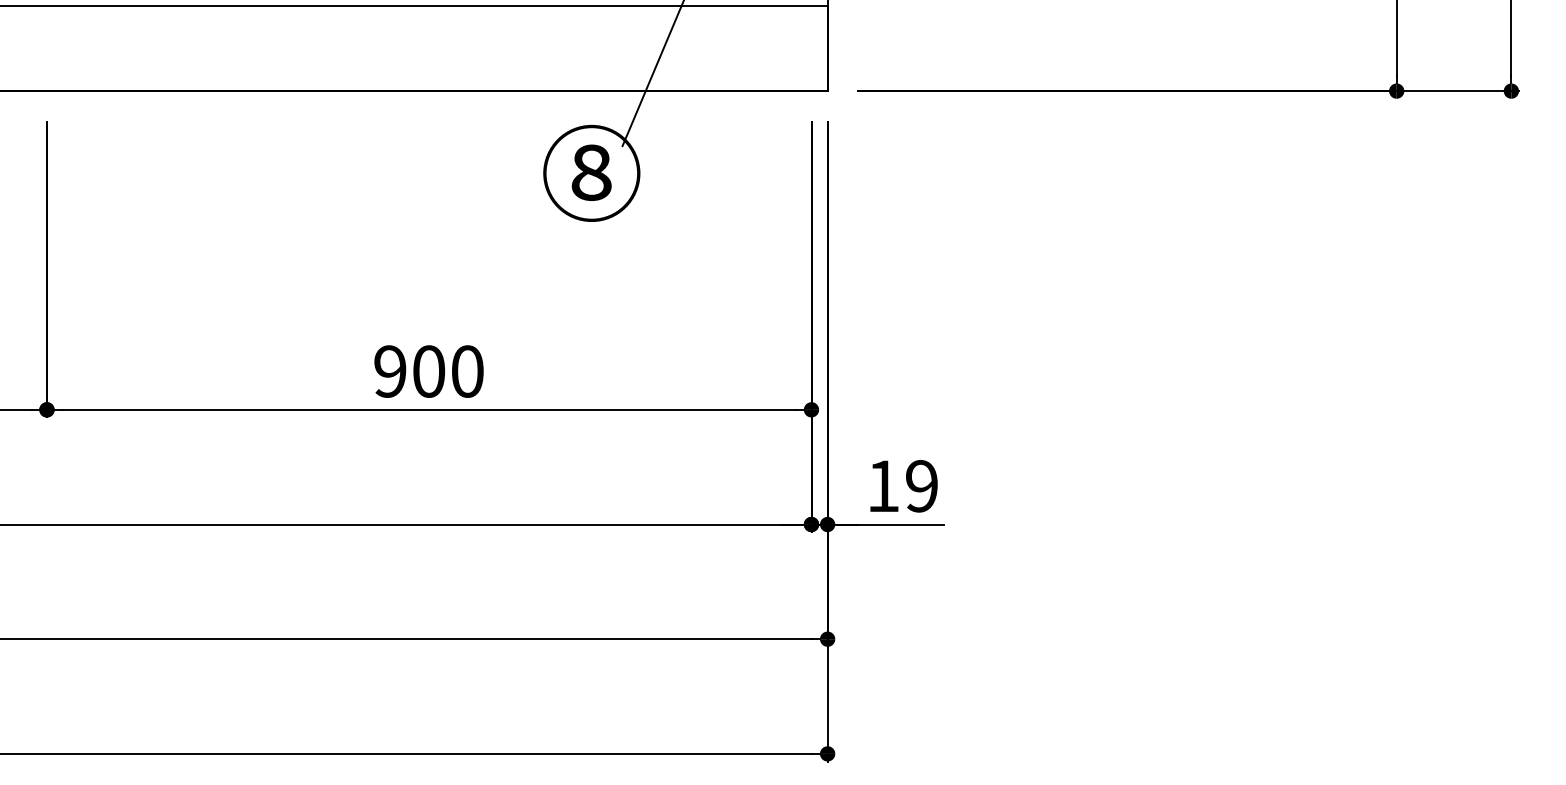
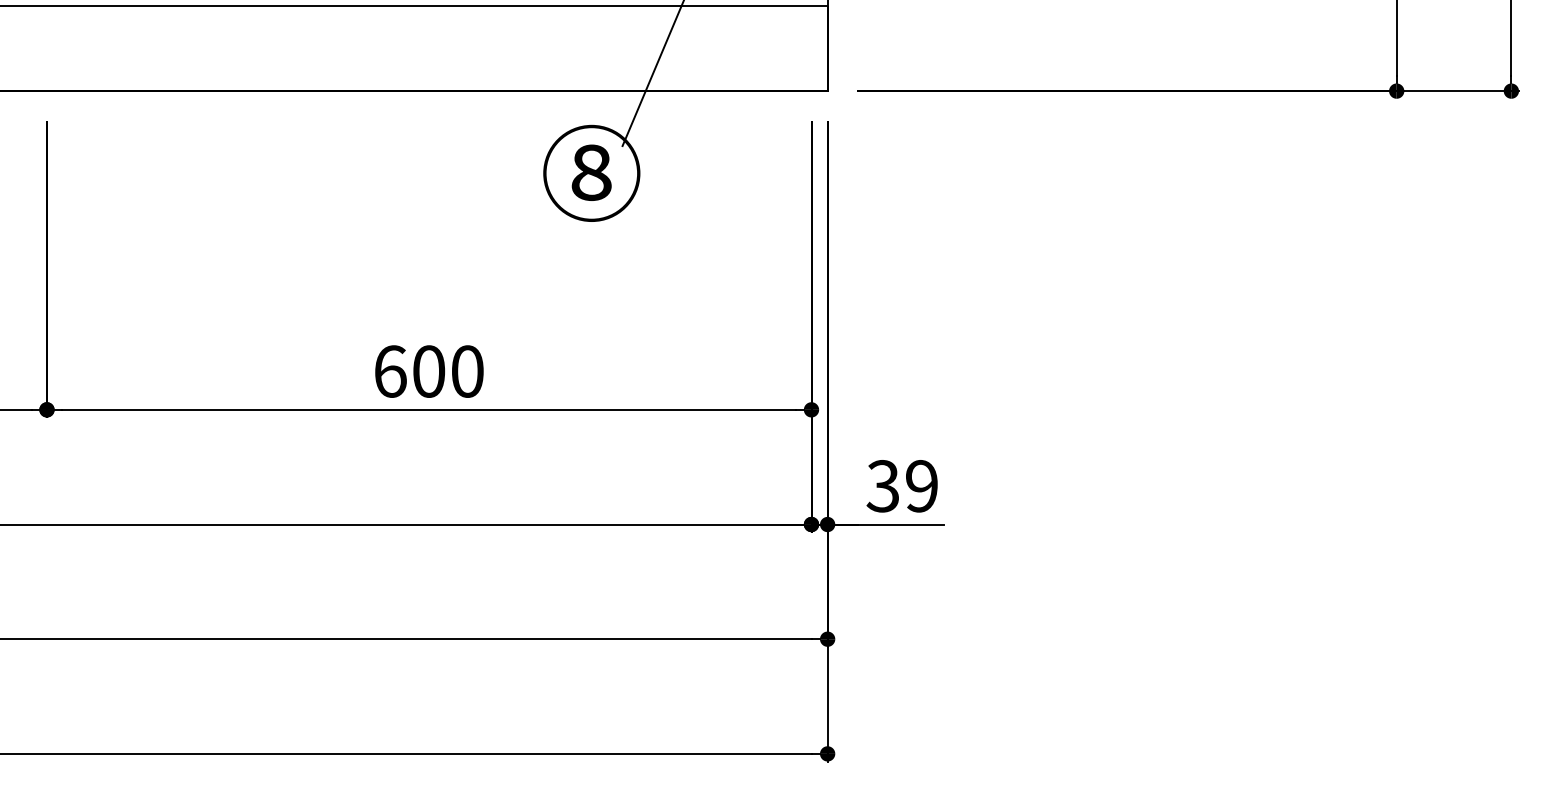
text: 900 -> 600 (390, 371)
text: 19 -> 39 (882, 486)
